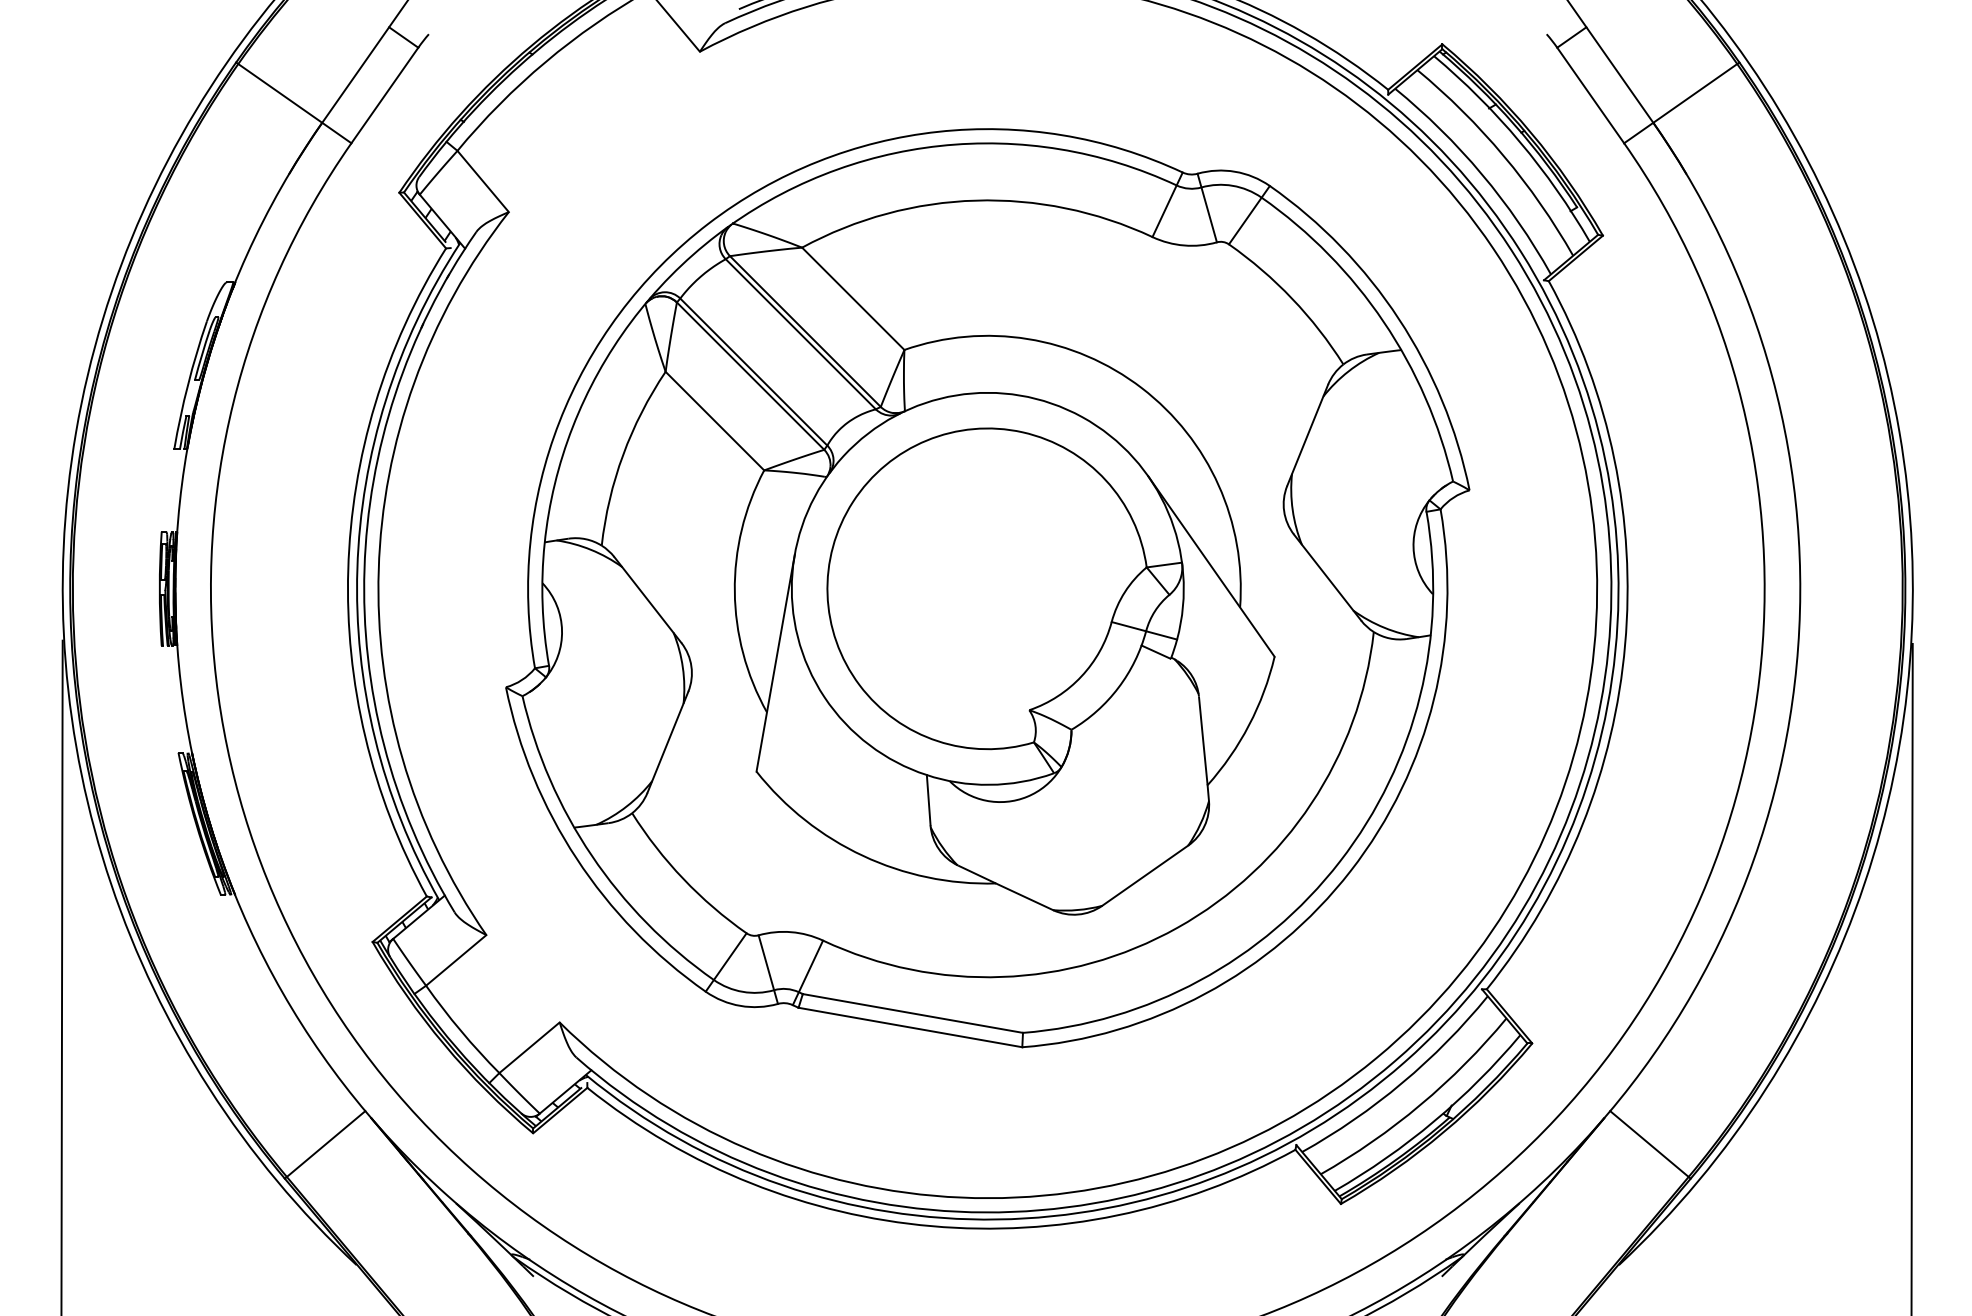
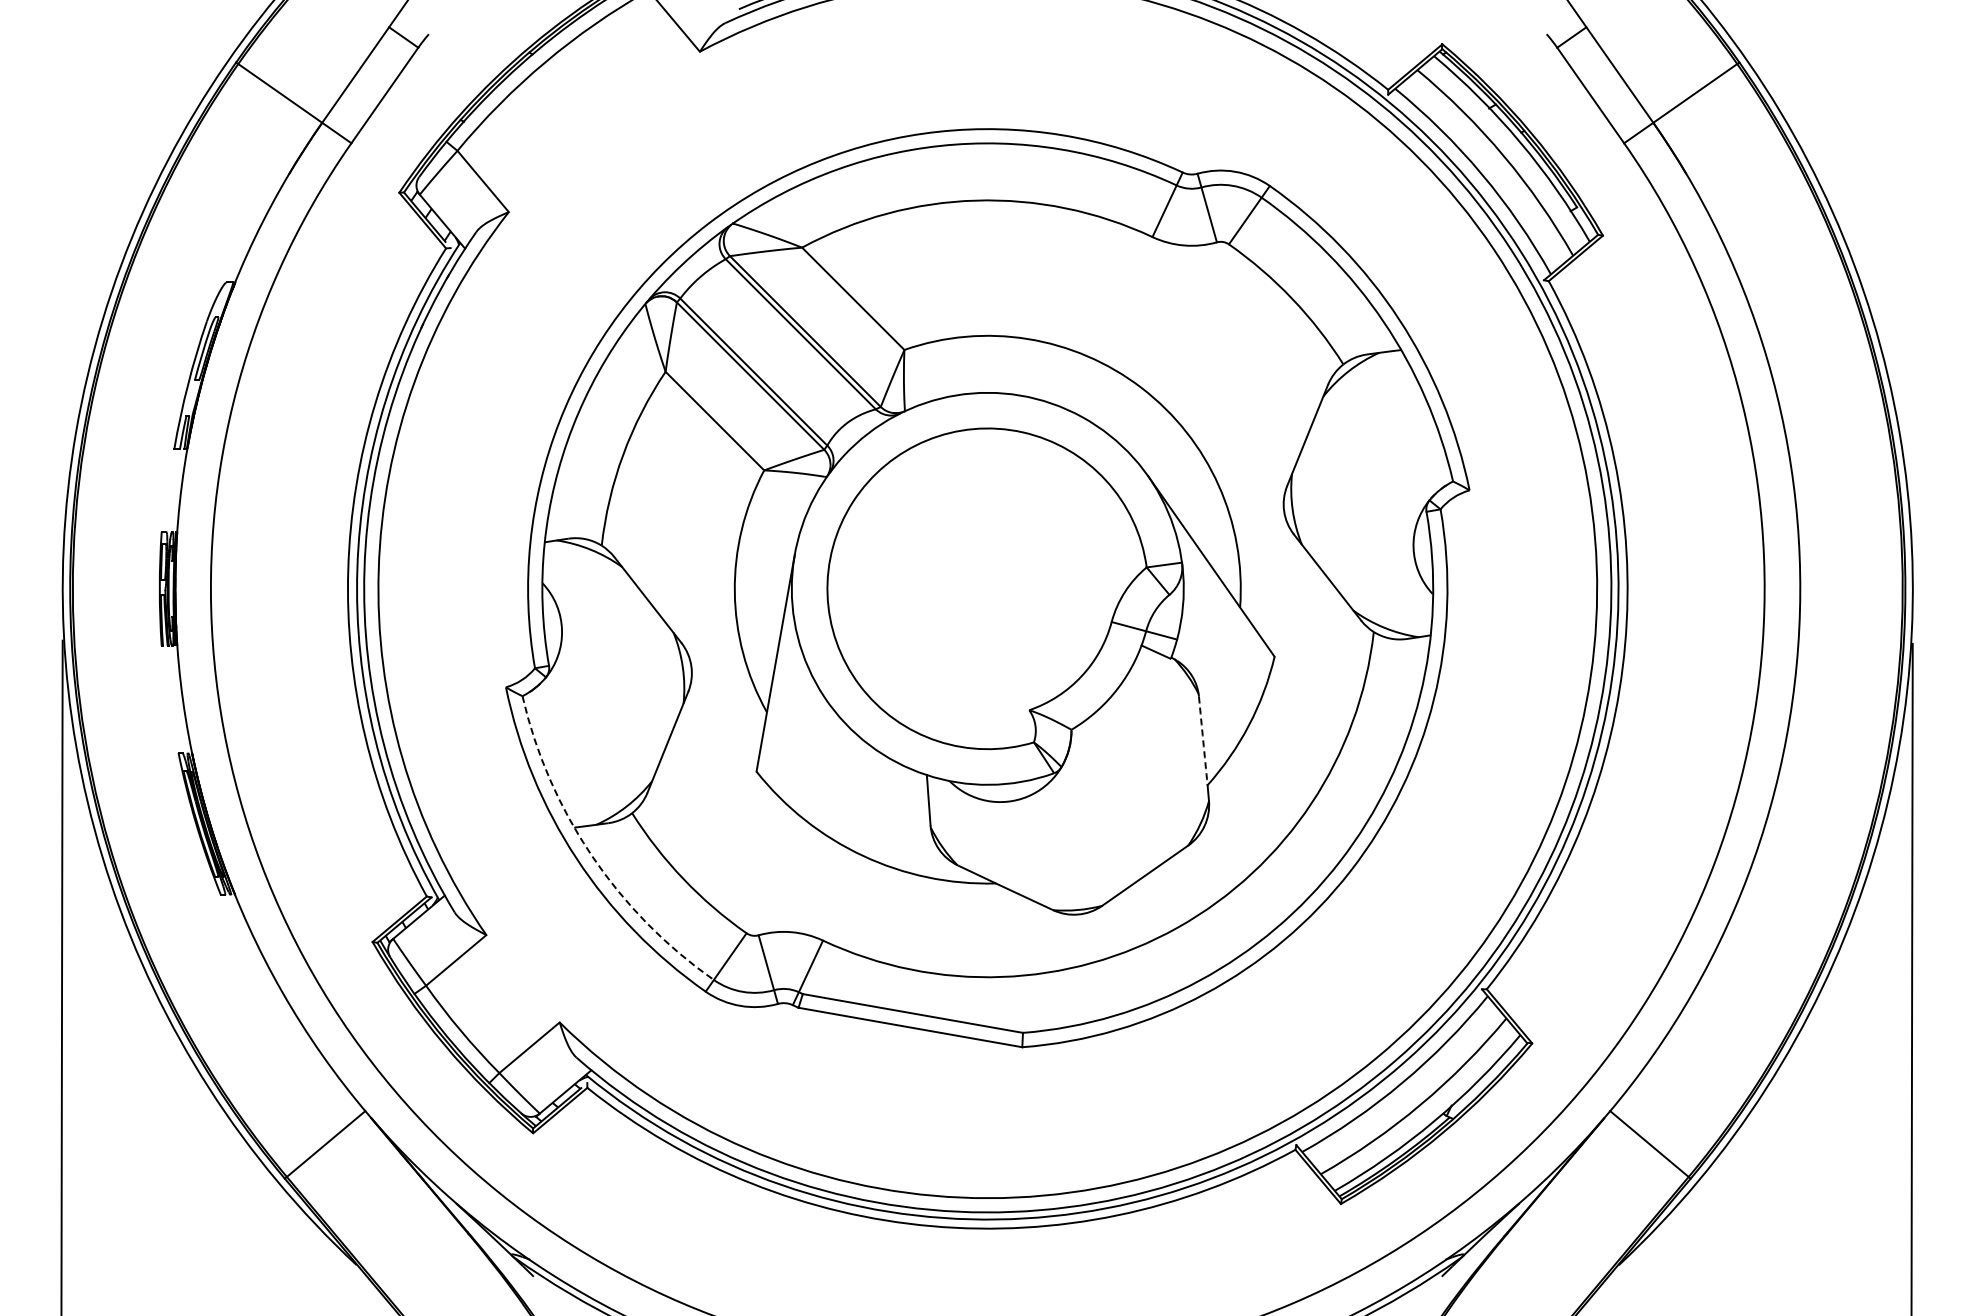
arc: solid -> dashed (1203, 740)
arc: solid -> dashed (591, 855)
